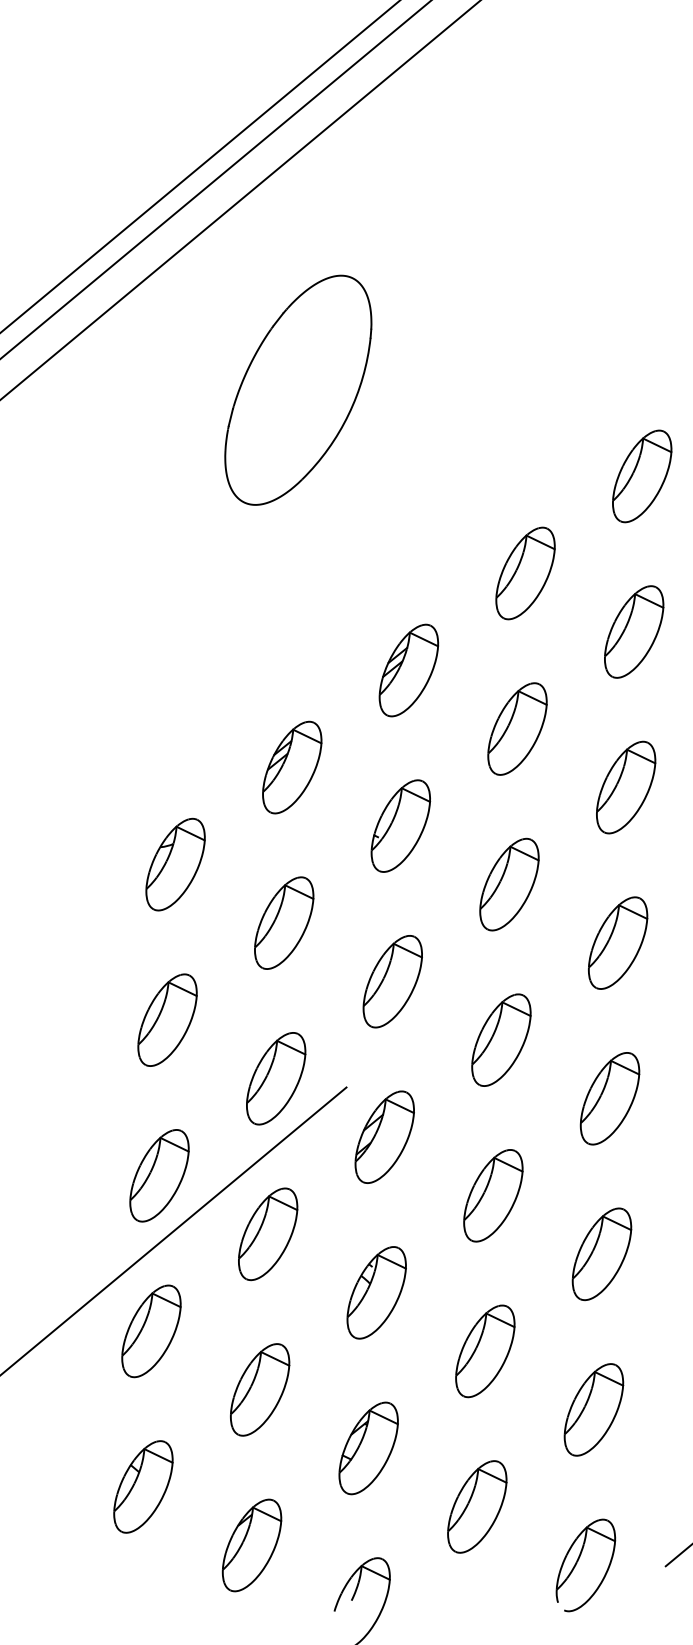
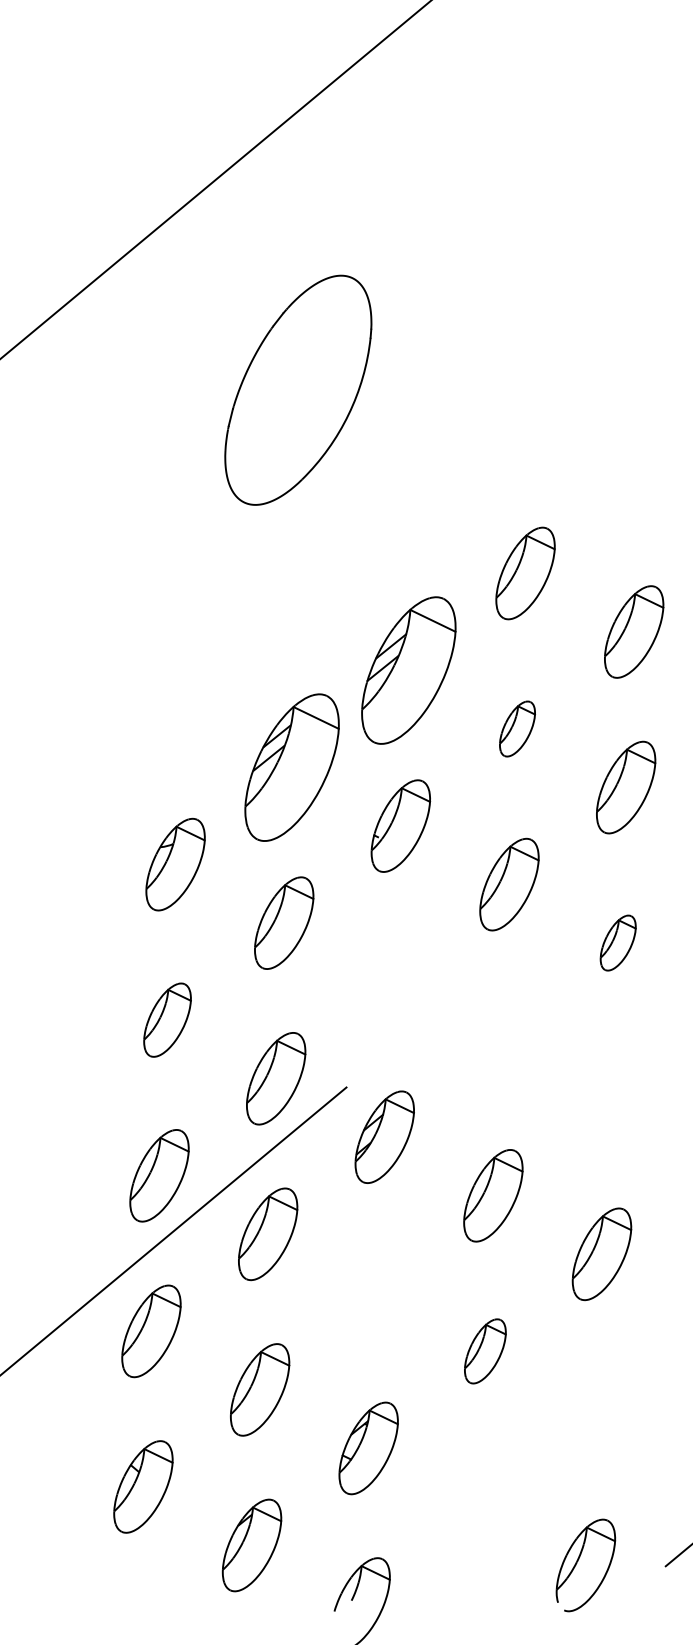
line: present -> none (199, 166)
line: present -> none (240, 200)
part: present -> none (642, 476)
part size: 62x95 px -> 96x149 px (408, 670)
part size: 61x94 px -> 37x58 px (517, 728)
part size: 61x95 px -> 96x149 px (291, 767)
part size: 61x94 px -> 38x58 px (617, 942)
part: present -> none (392, 981)
part size: 61x94 px -> 49x76 px (167, 1019)
part: present -> none (501, 1039)
part: present -> none (609, 1098)
part: present -> none (376, 1292)
part size: 61x95 px -> 43x67 px (485, 1351)
part: present -> none (593, 1409)
part: present -> none (477, 1506)
